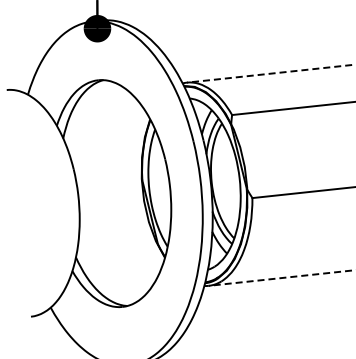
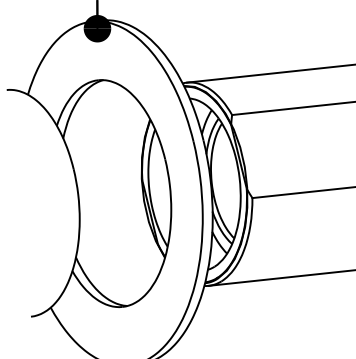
line: dashed -> solid (271, 73)
line: dashed -> solid (282, 278)
